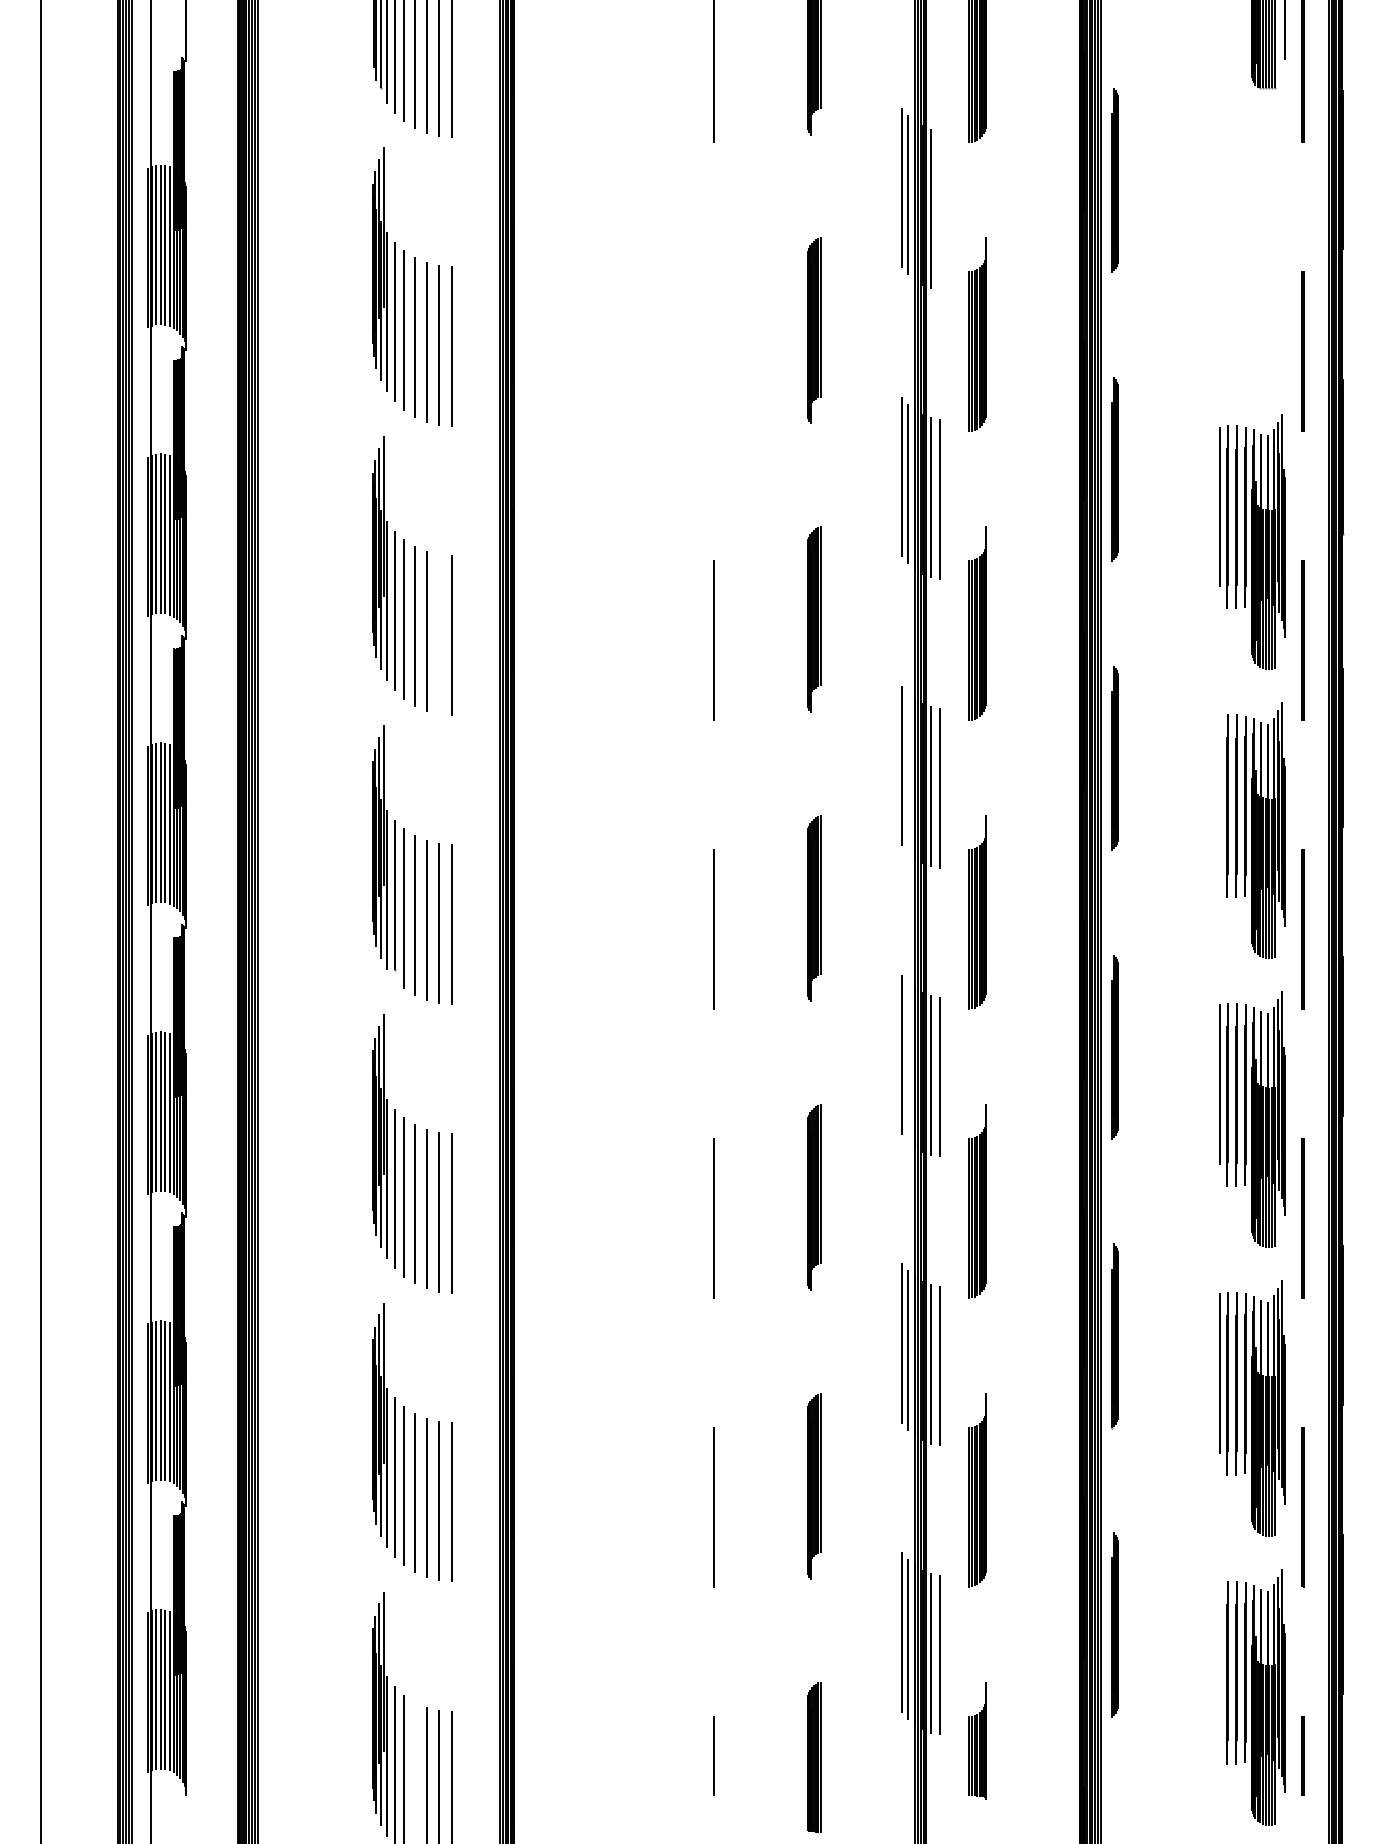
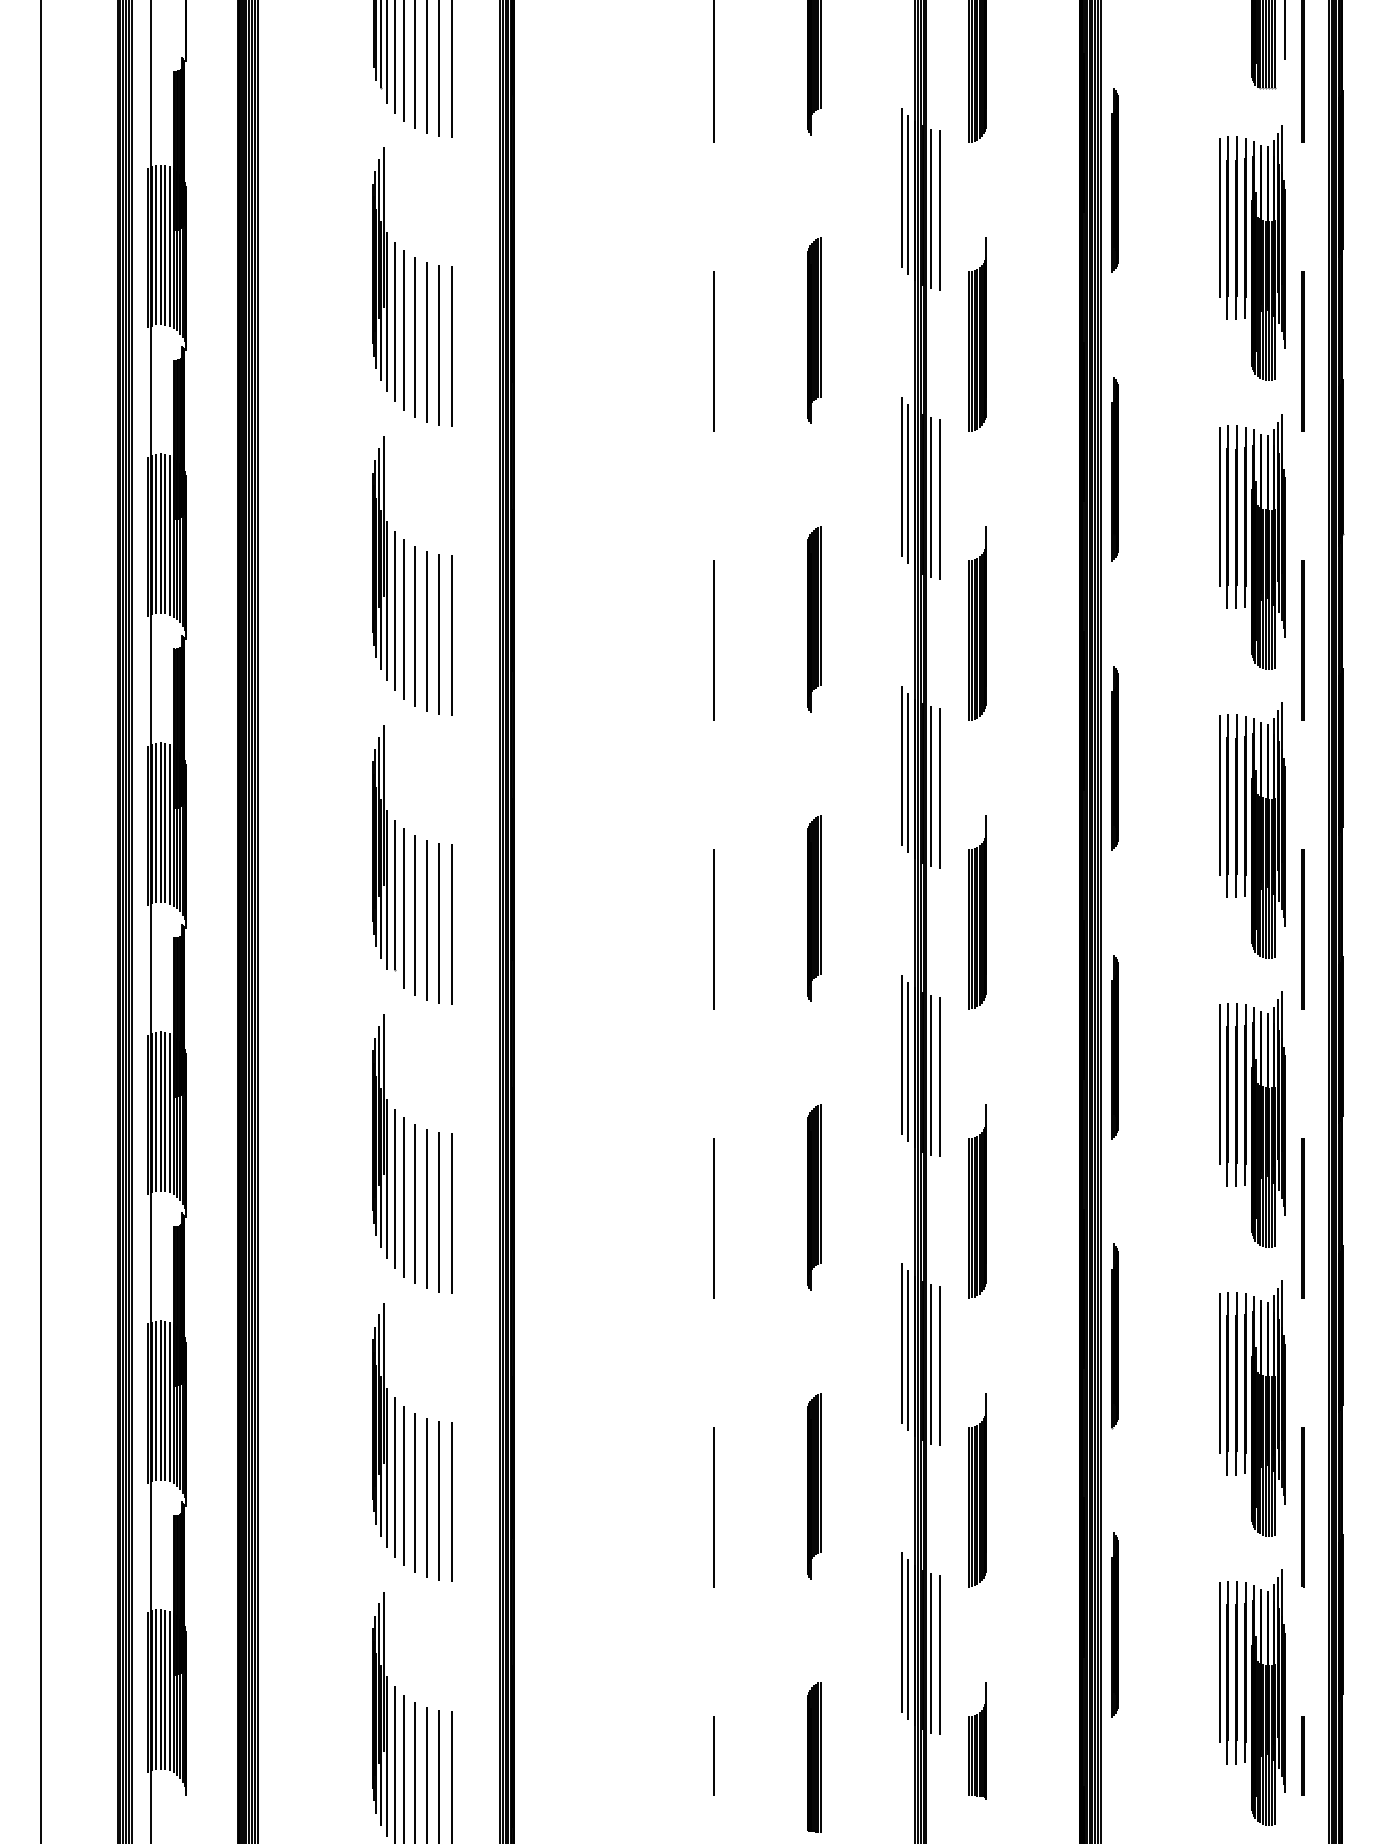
line: none -> present (939, 210)
part: none -> present (1252, 252)
line: none -> present (713, 351)
line: none -> present (439, 634)
line: none -> present (908, 772)
line: none -> present (1219, 795)
line: none -> present (908, 1061)
line: none -> present (1219, 1662)
line: none -> present (415, 1770)
